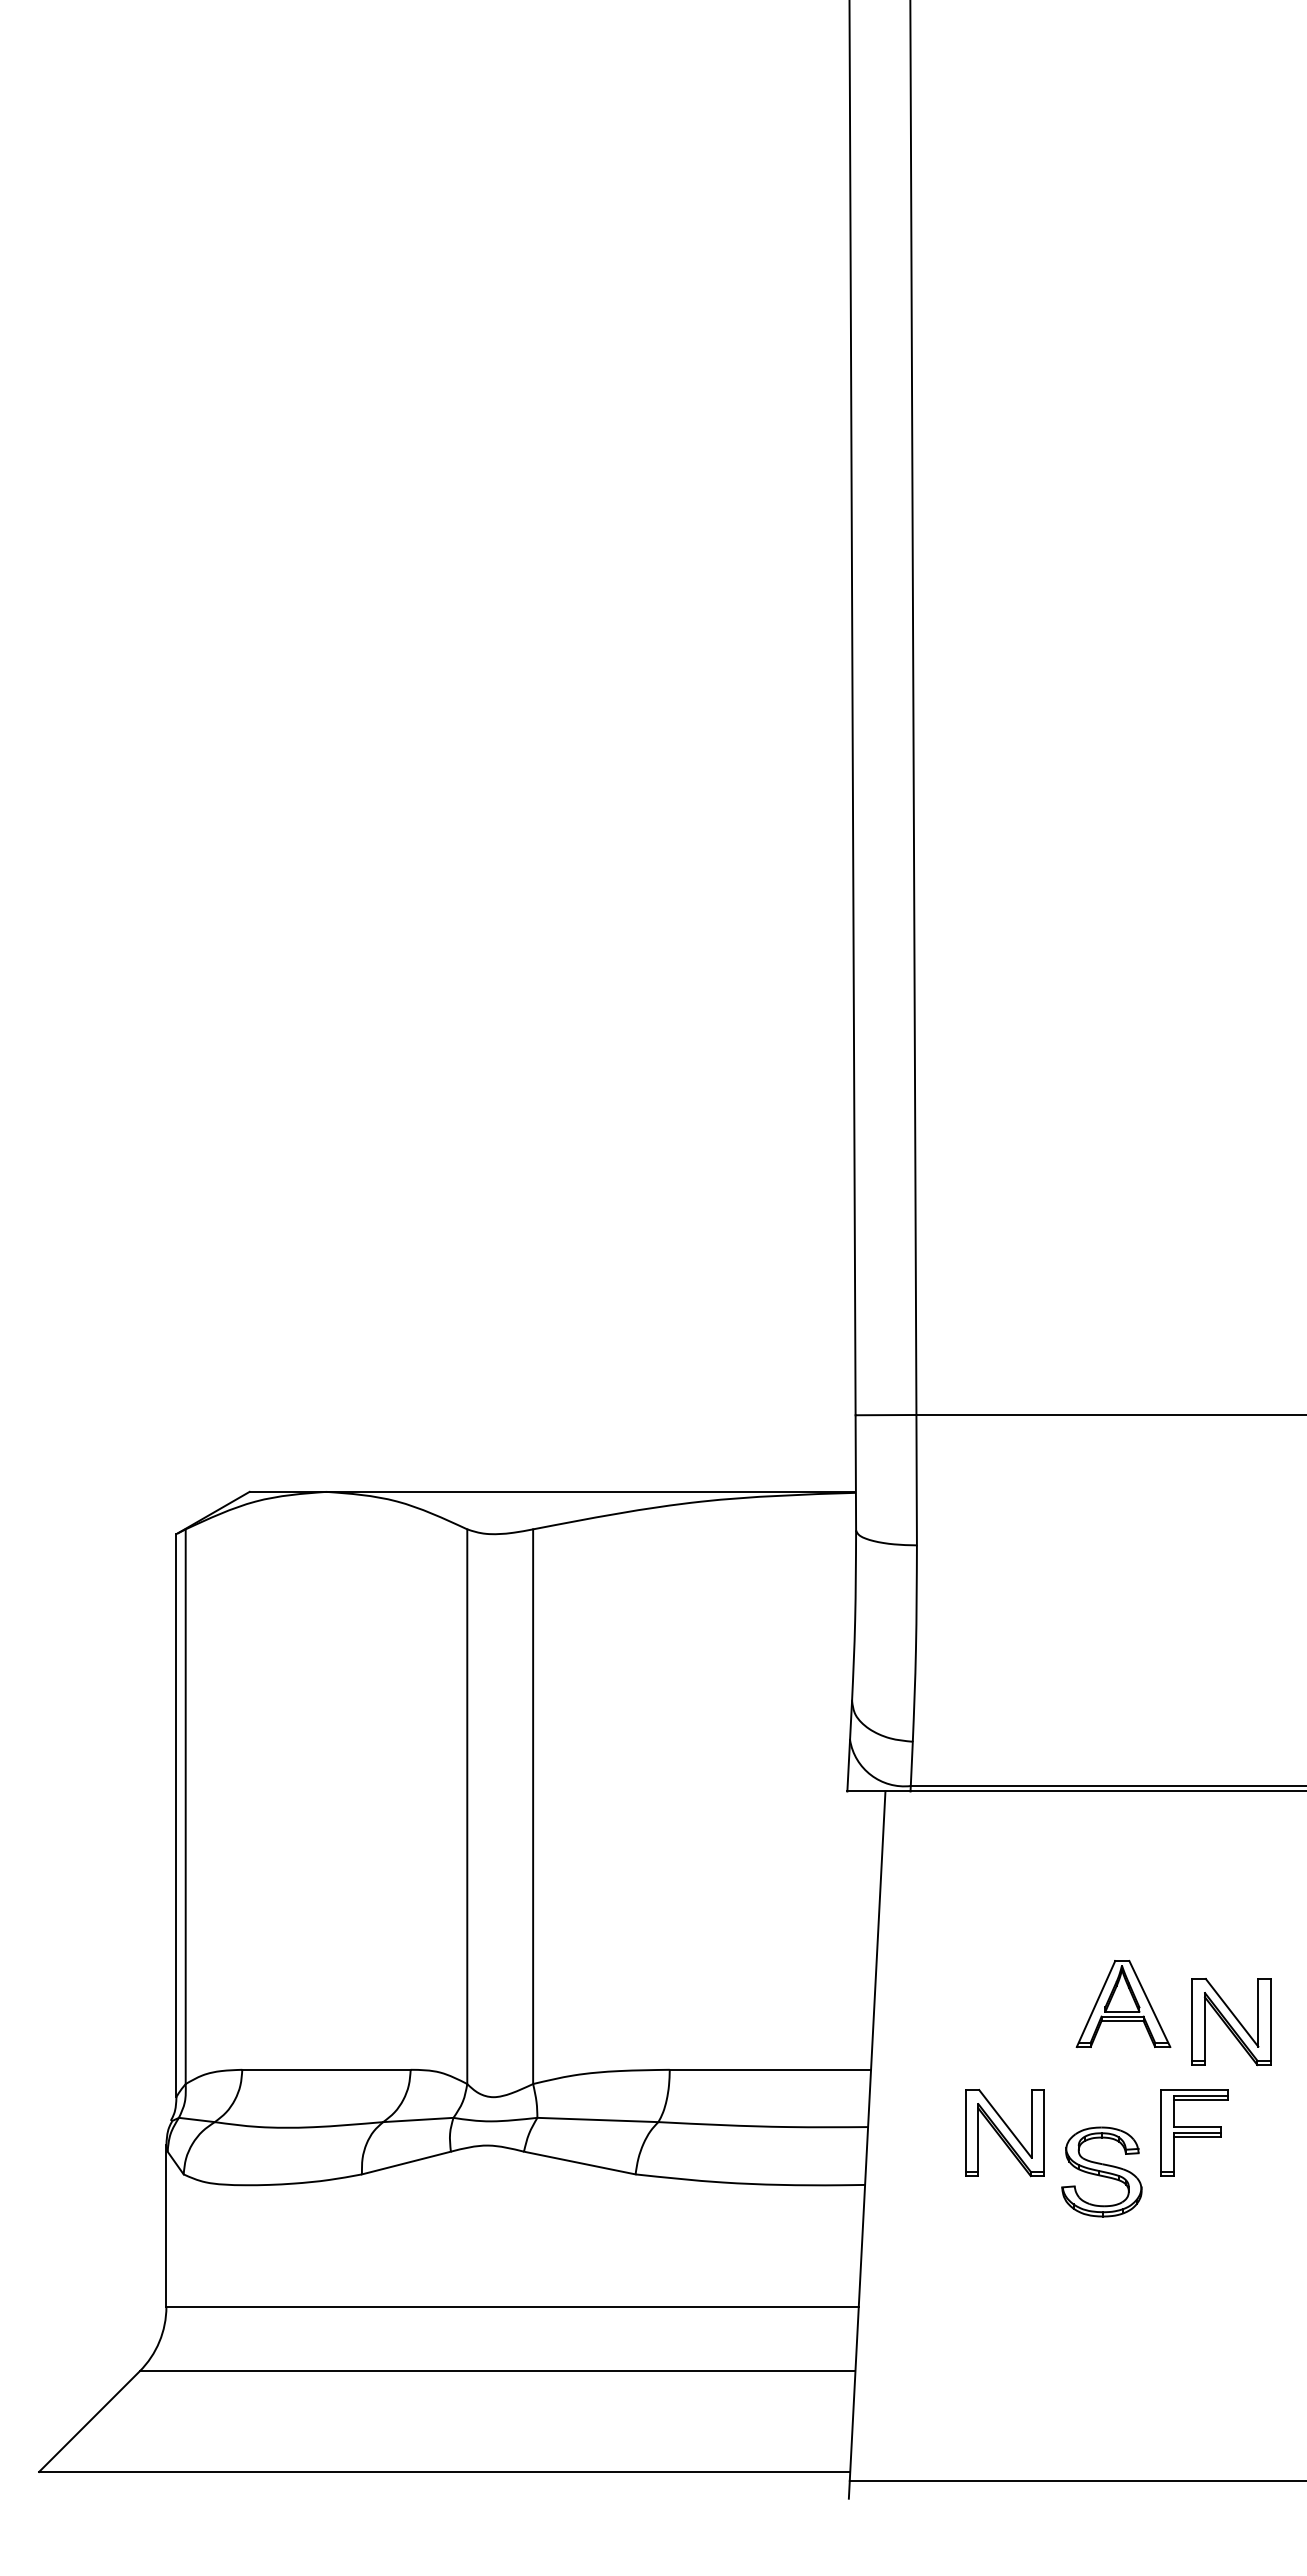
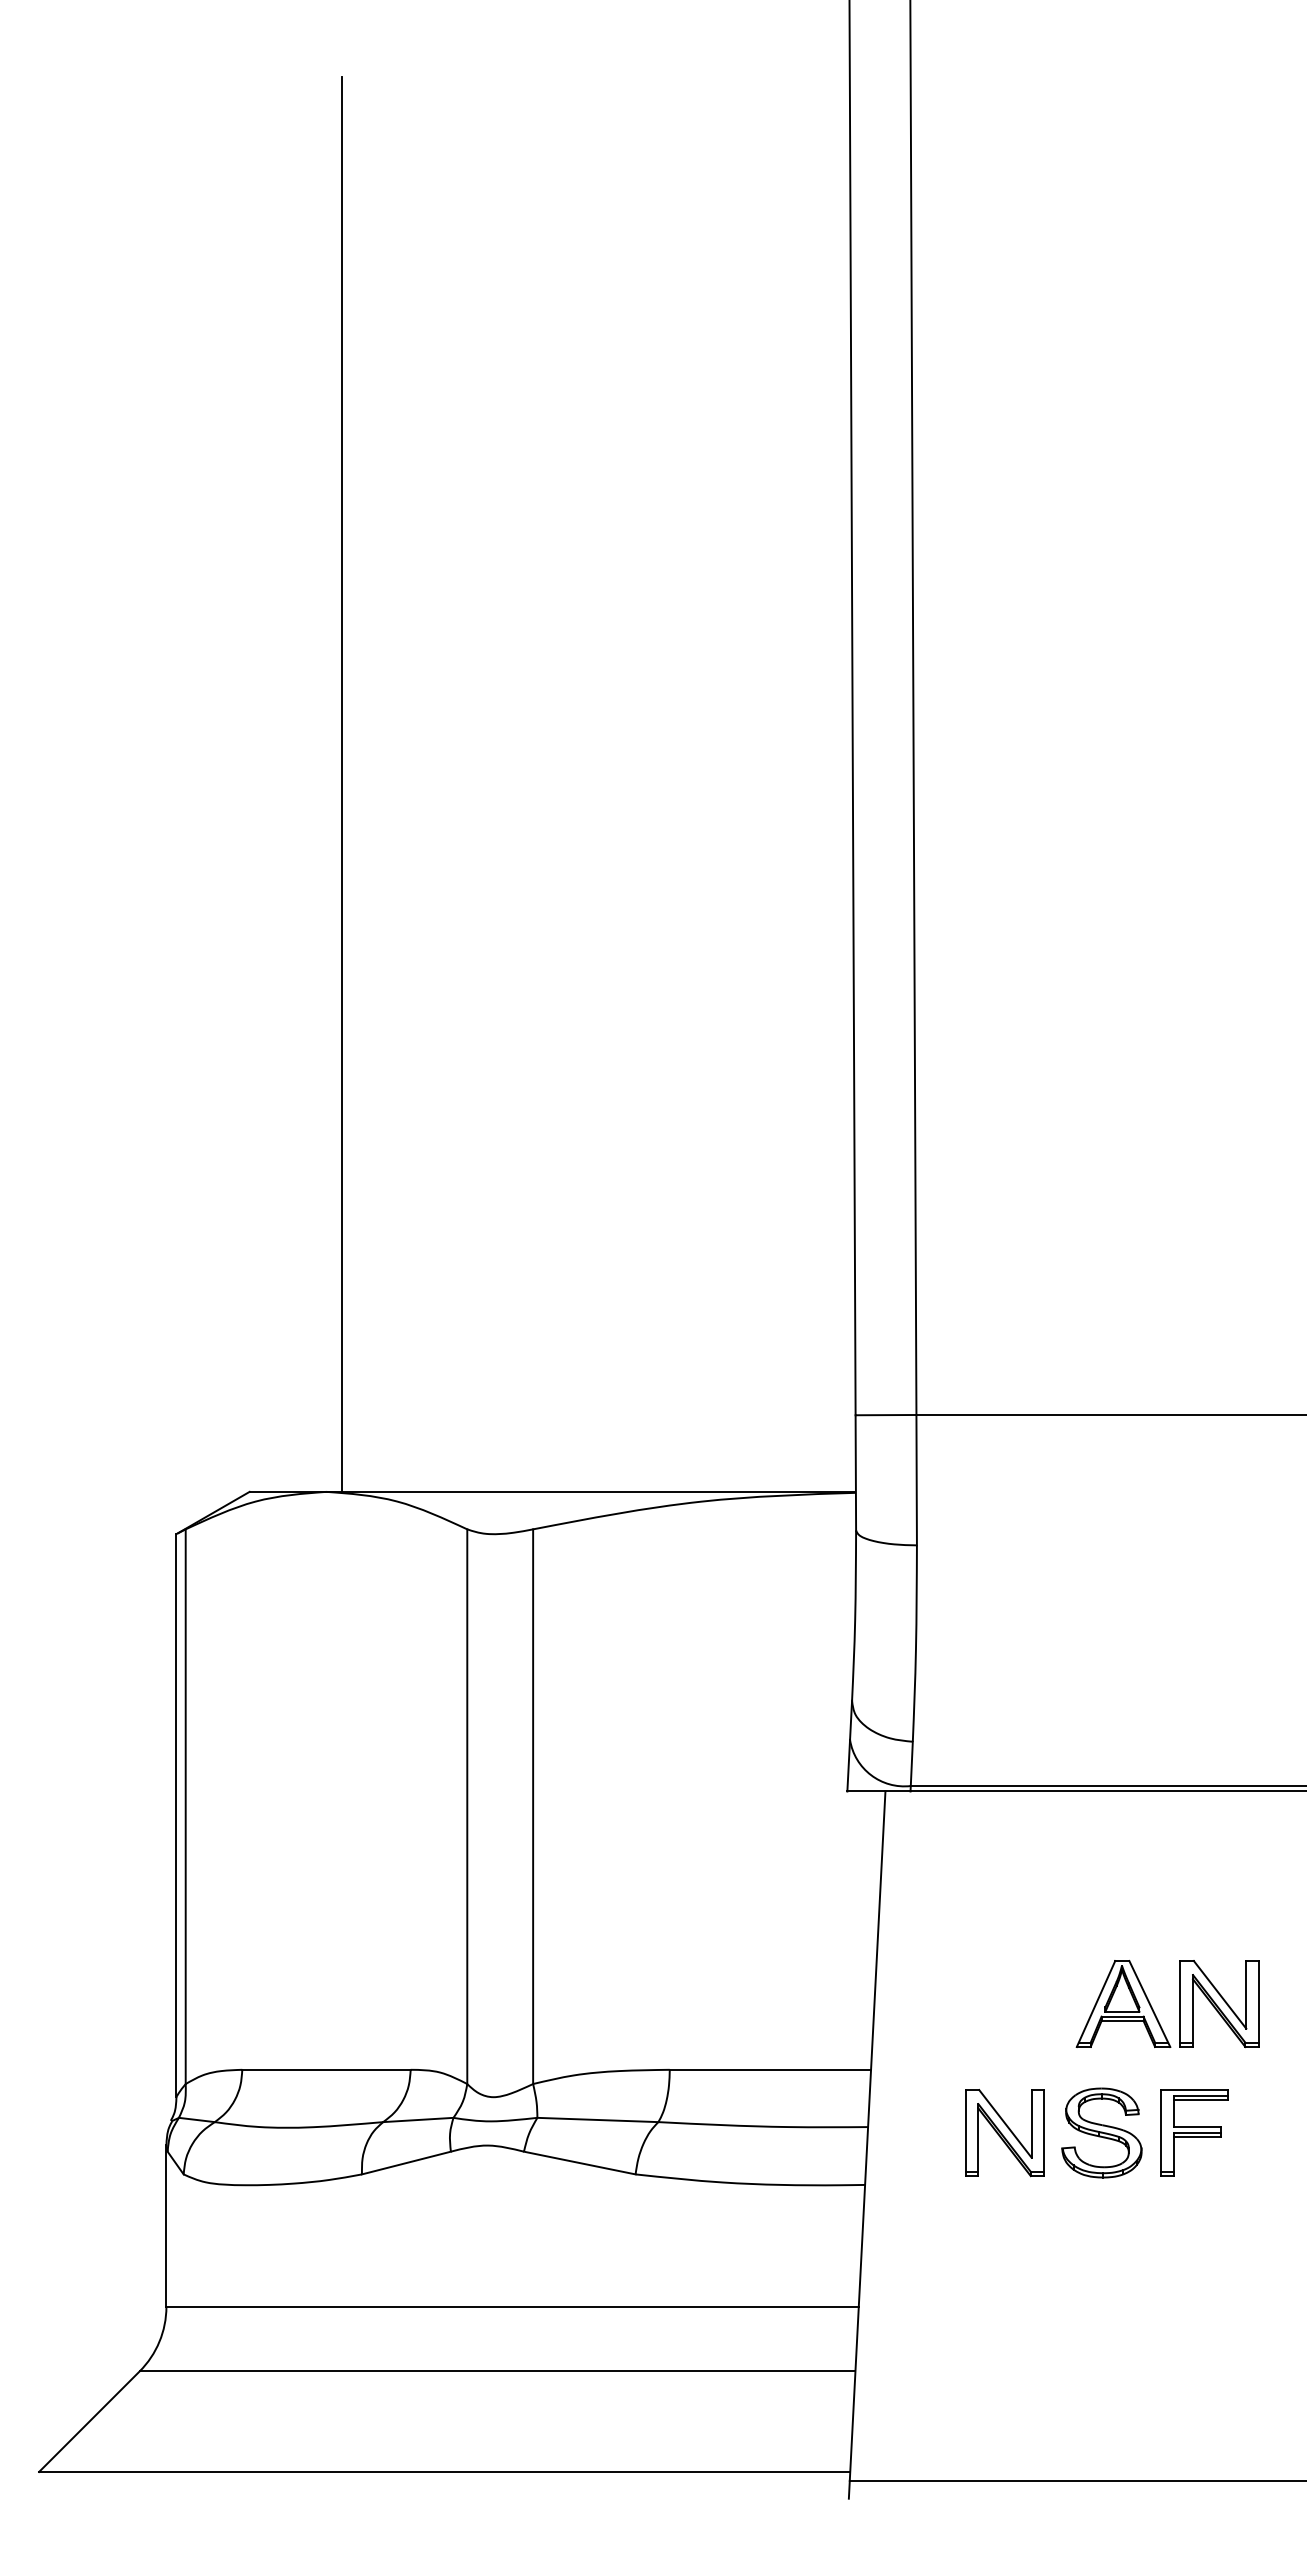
line: none -> present (342, 784)
part position: (1231, 2022) -> (1219, 2004) (1219, 2004)
part position: (1101, 2171) -> (1101, 2132) (1101, 2132)
